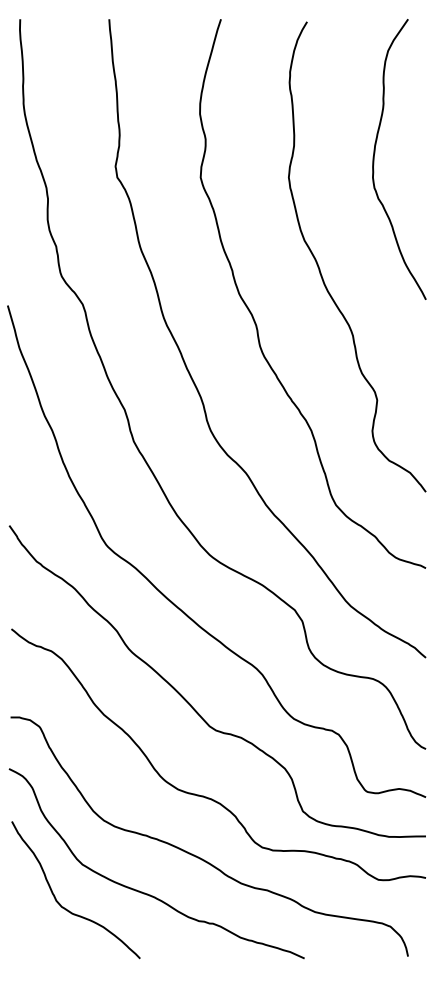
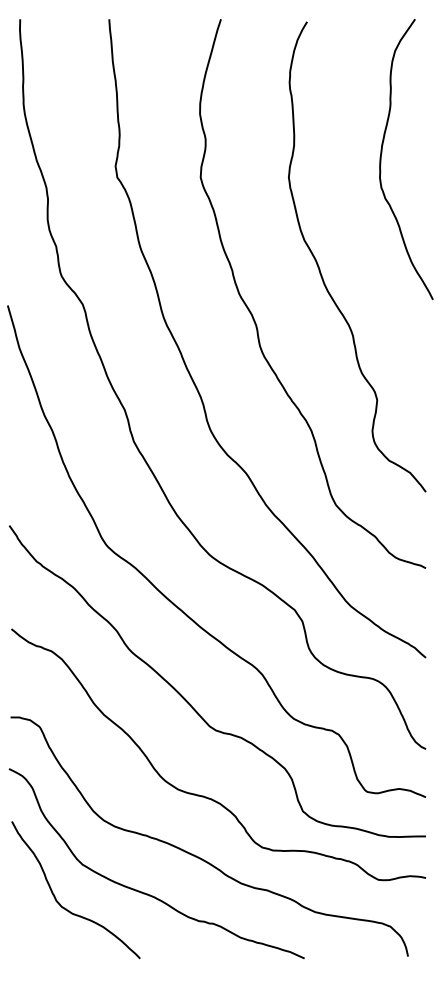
curve position: (375, 153) -> (382, 153) (382, 153)
